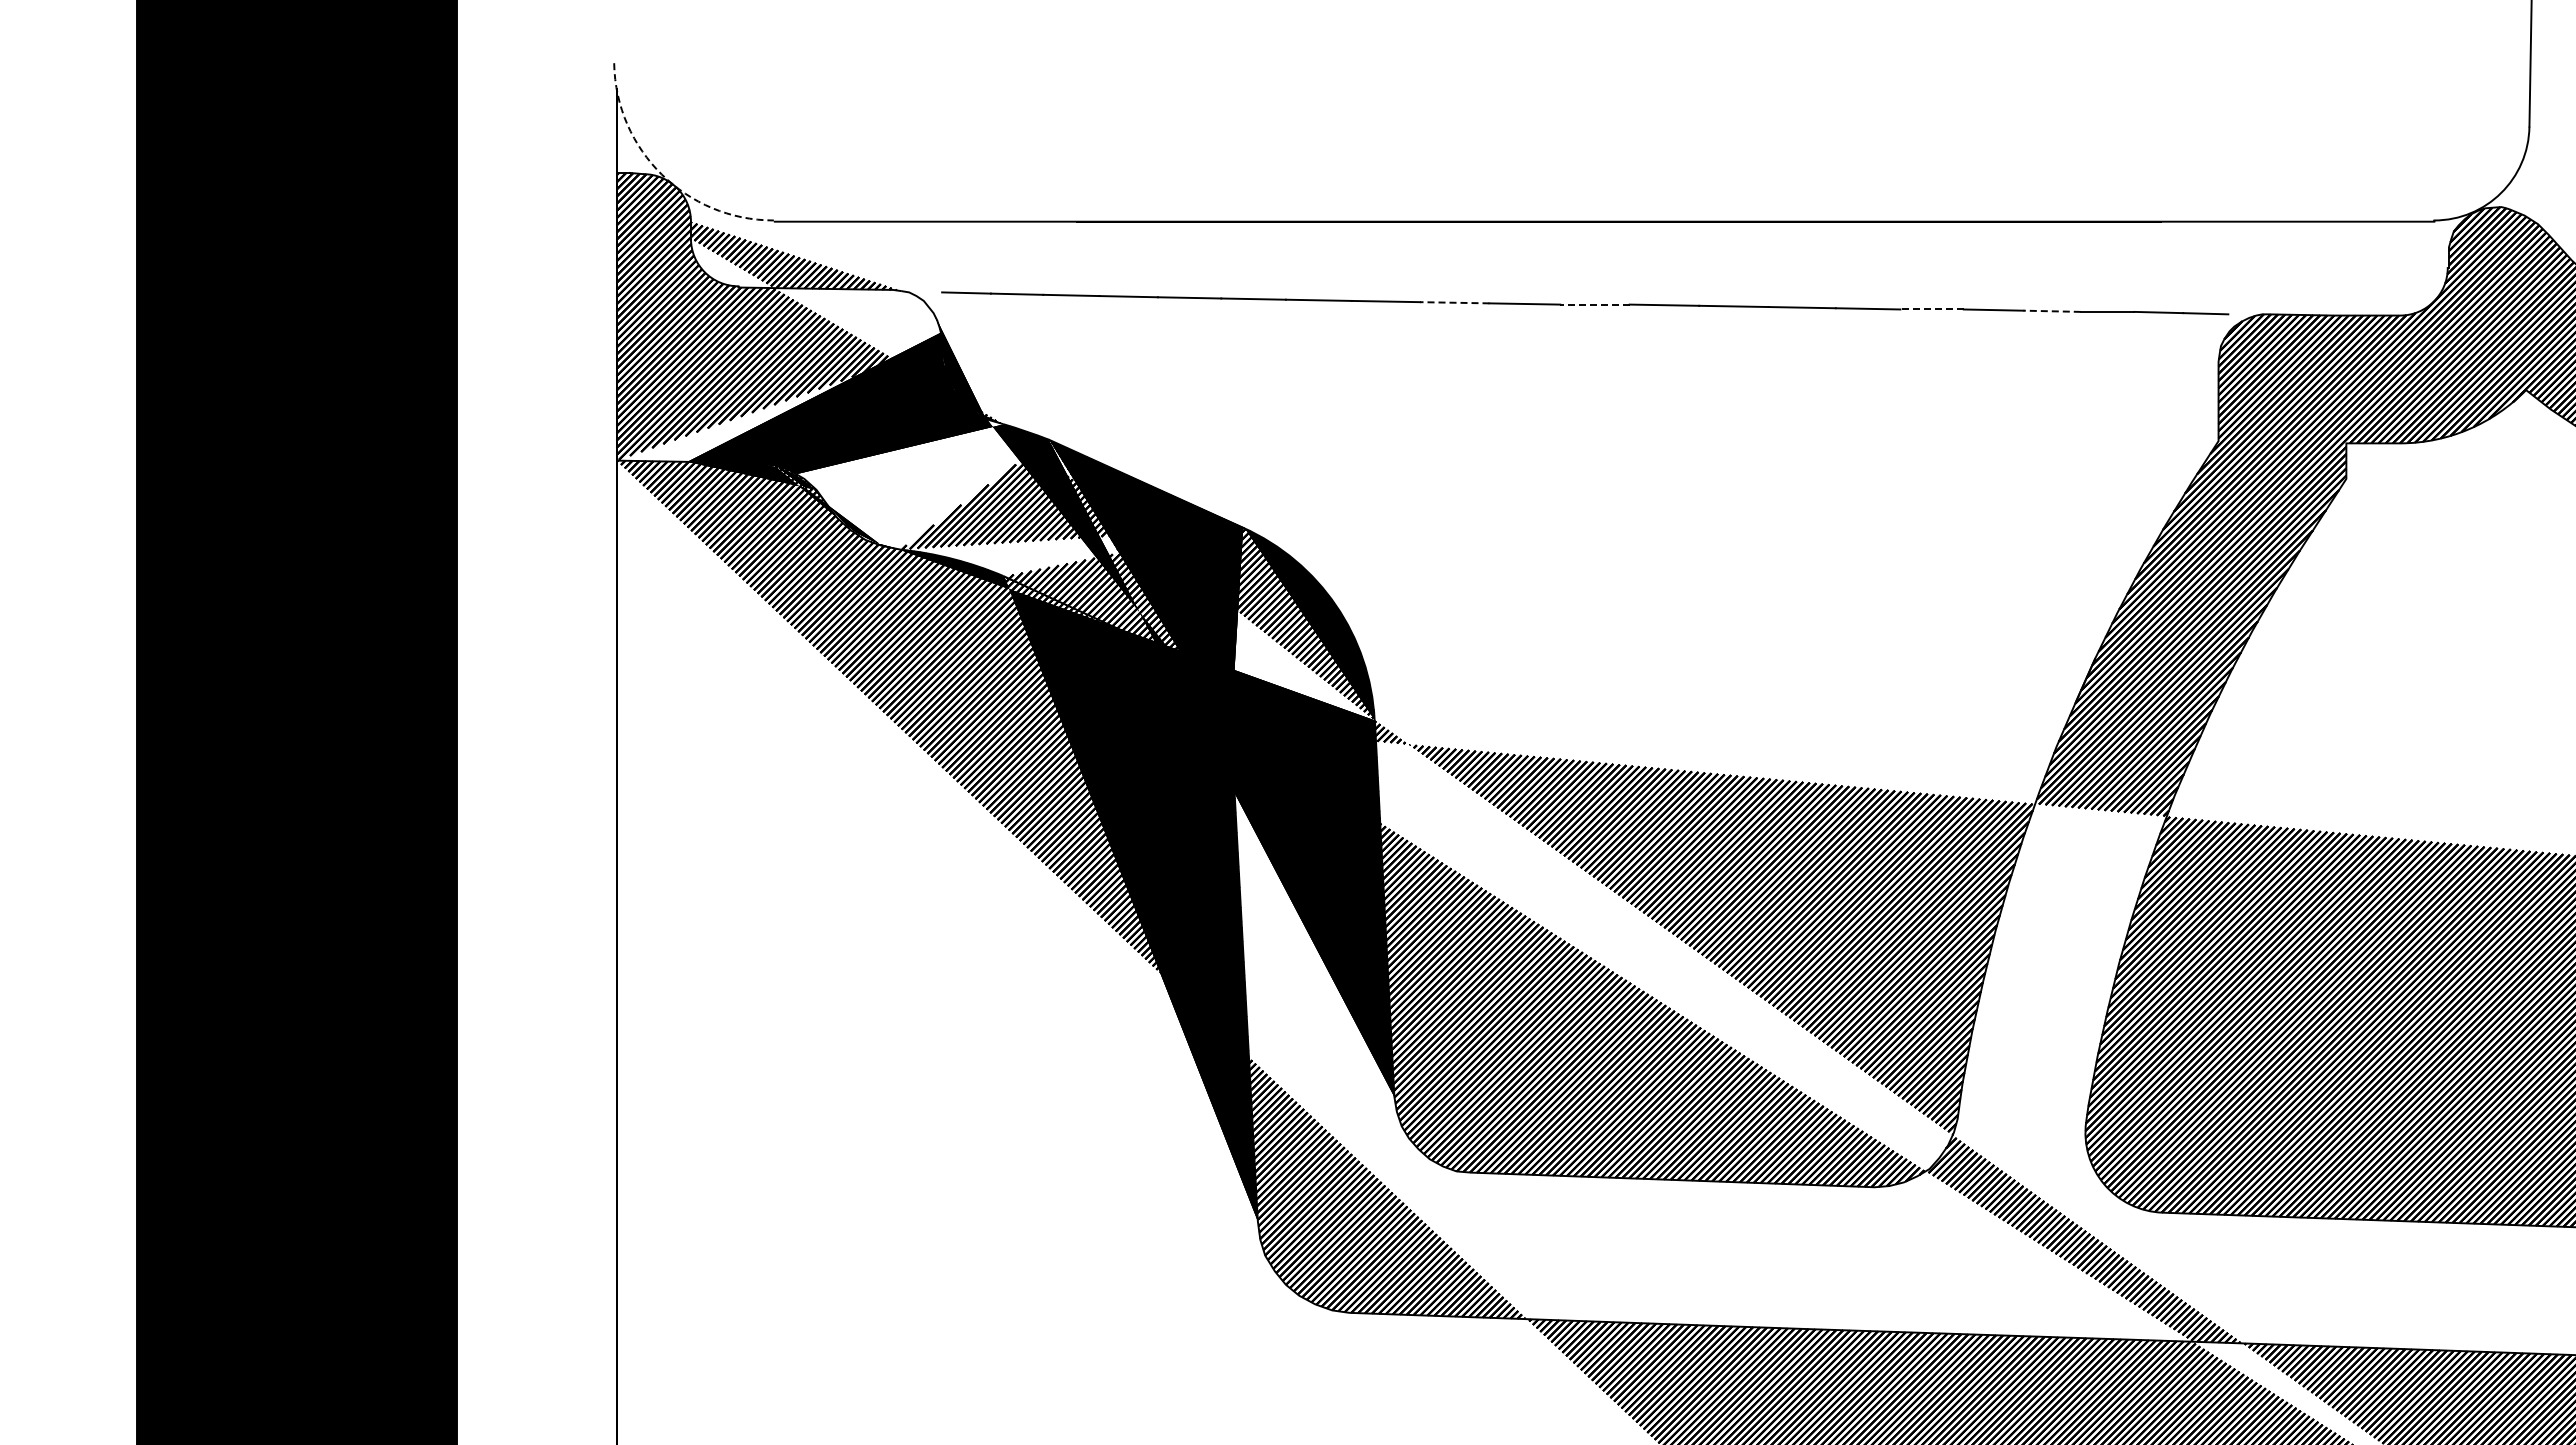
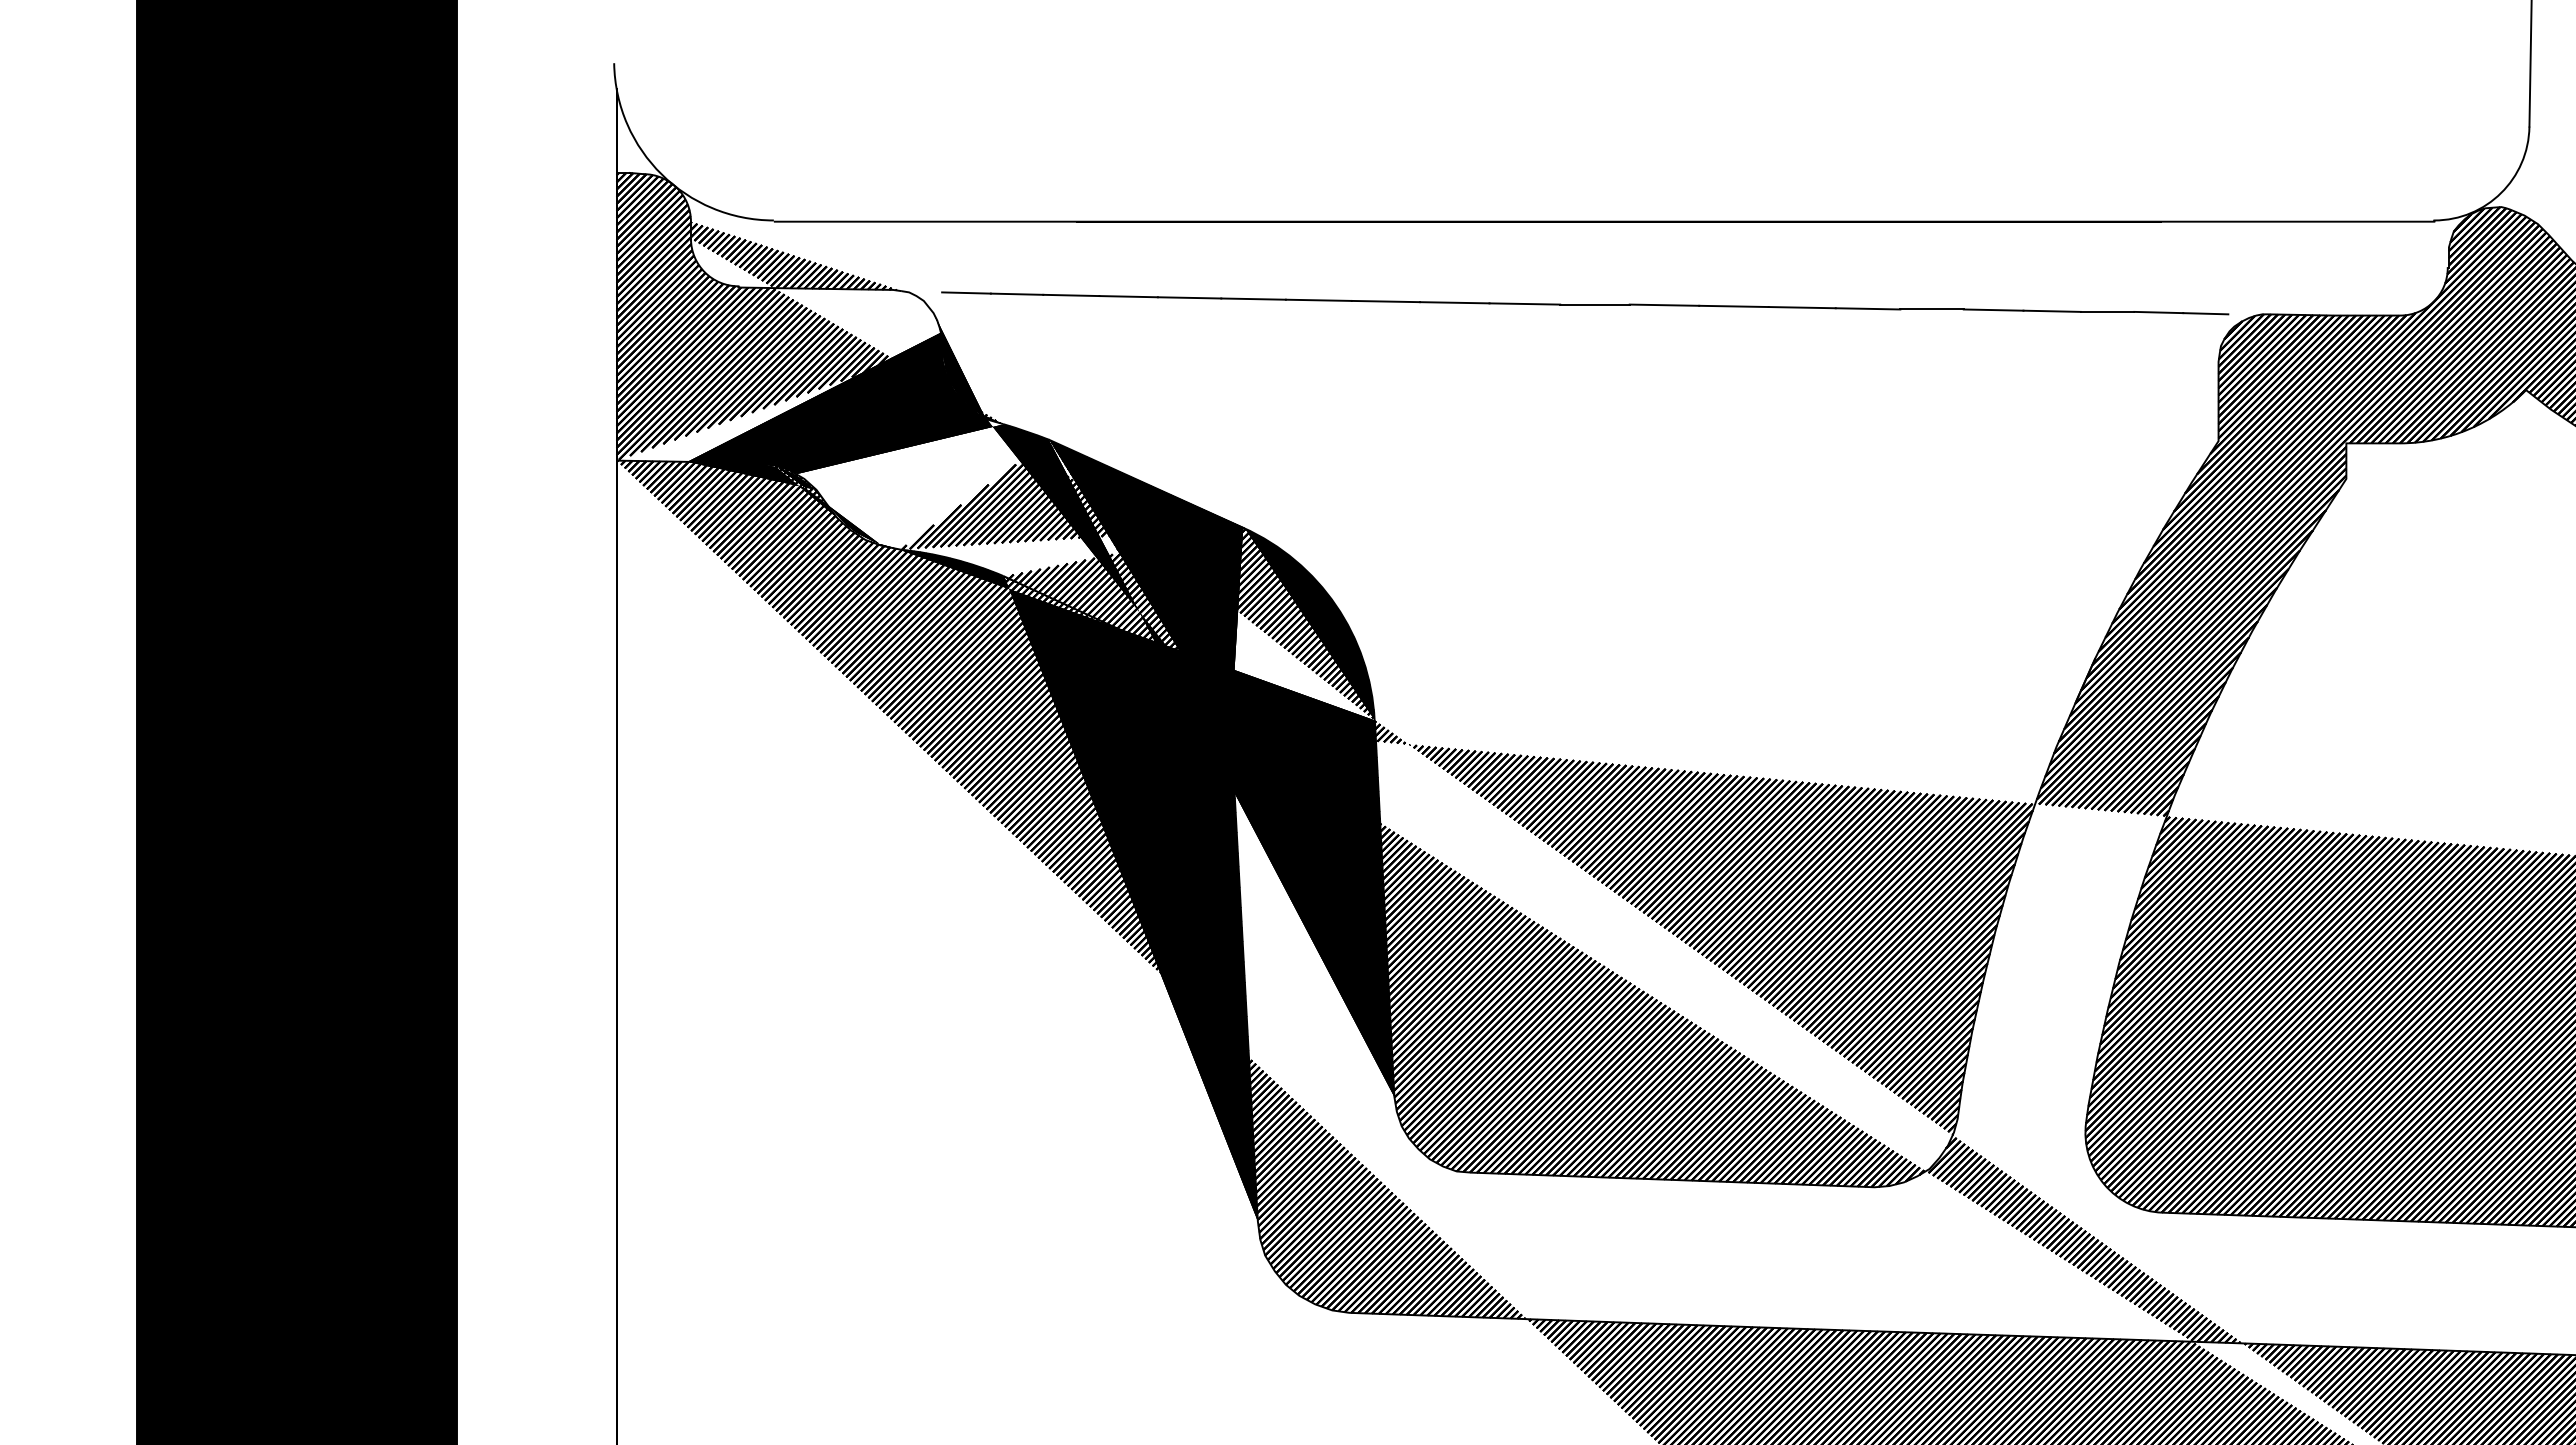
arc: dashed -> solid (661, 174)
line: dashed -> solid (1454, 302)
line: dashed -> solid (1594, 304)
line: dashed -> solid (1932, 309)
line: dashed -> solid (2052, 311)
